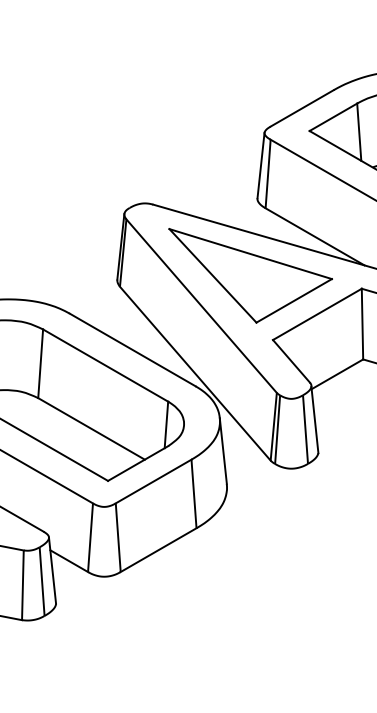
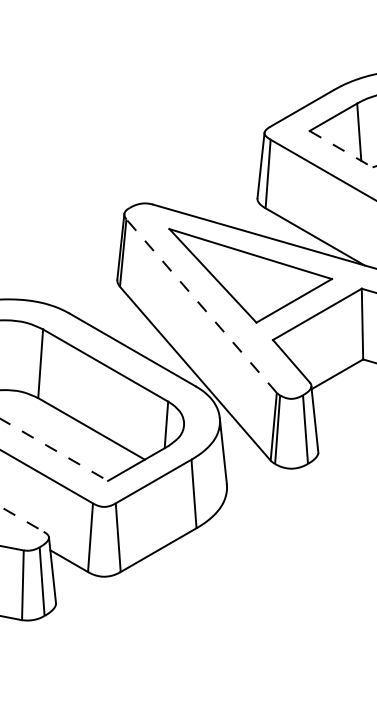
line: solid -> dashed (343, 150)
line: solid -> dashed (201, 306)
line: solid -> dashed (54, 449)
line: solid -> dashed (22, 519)
